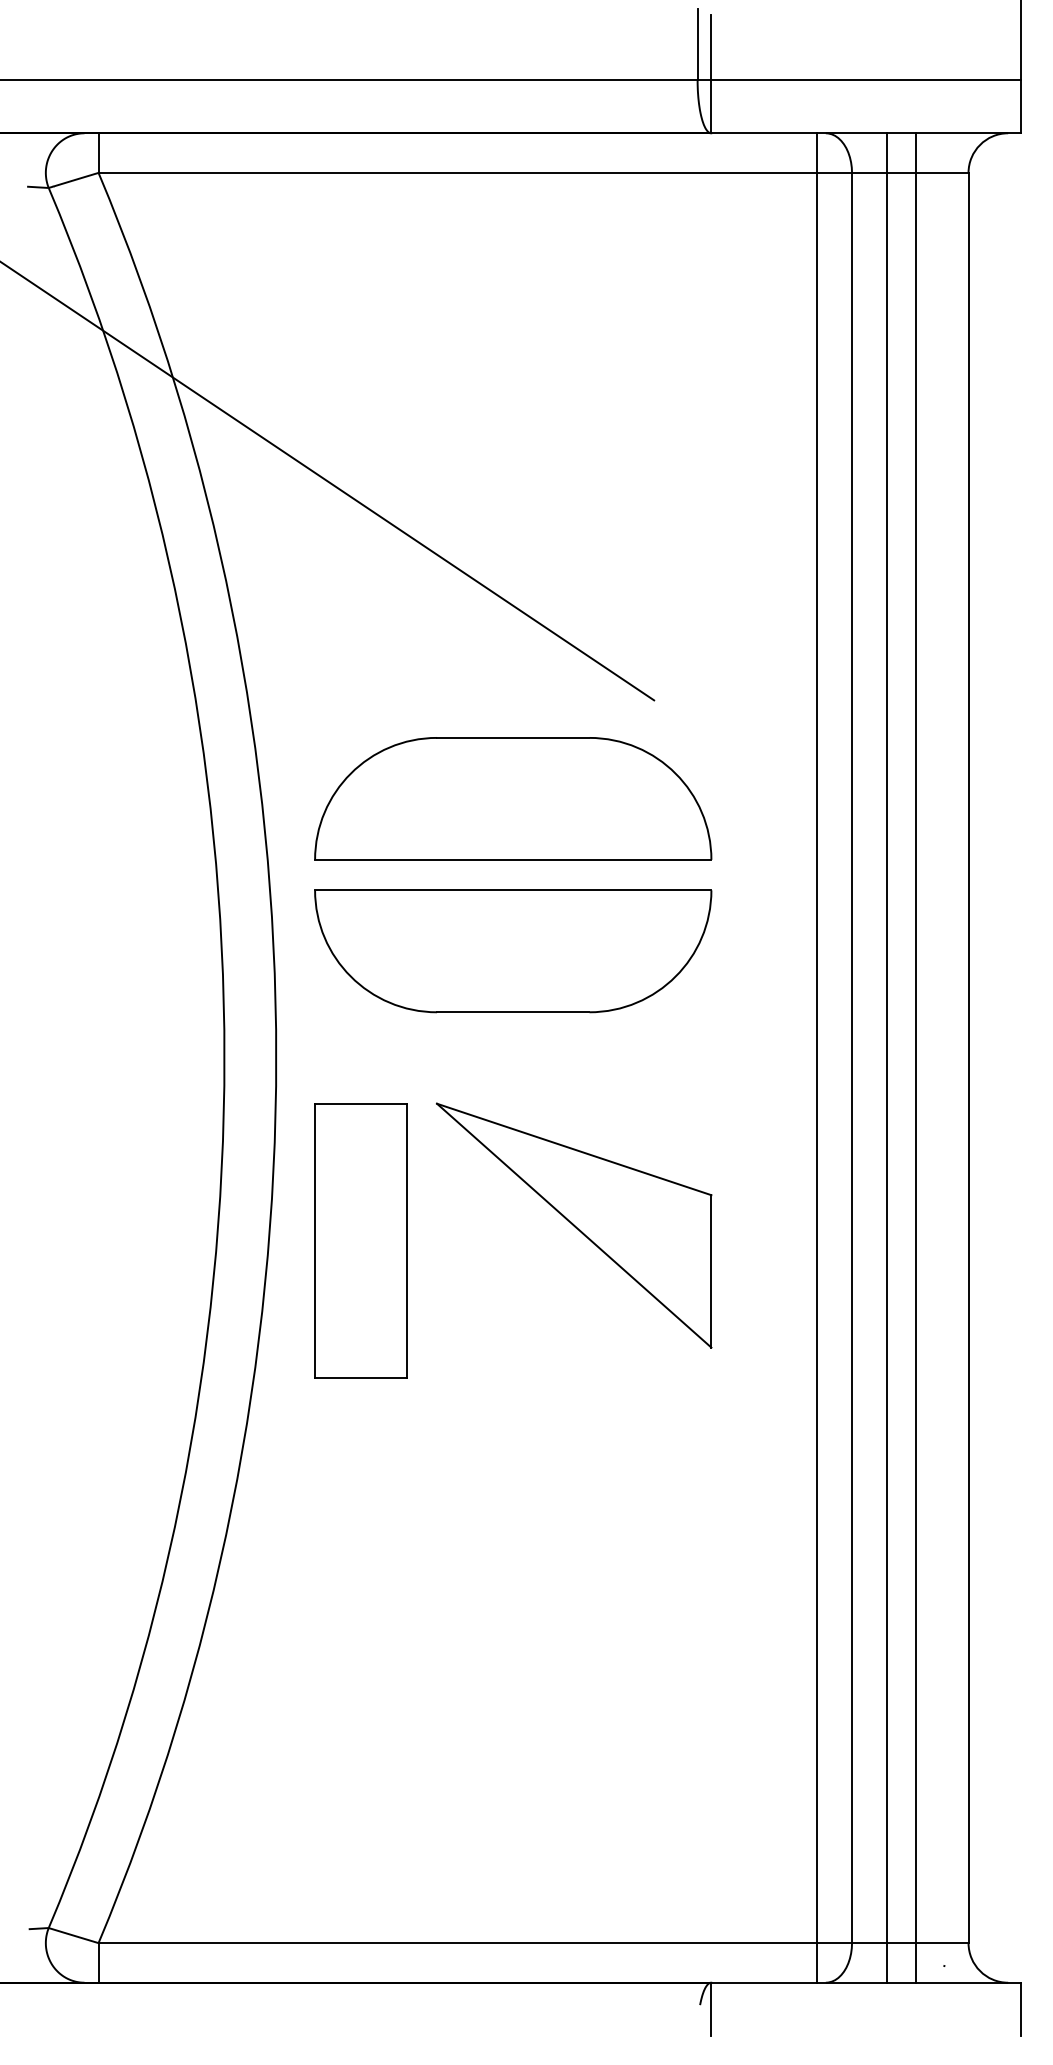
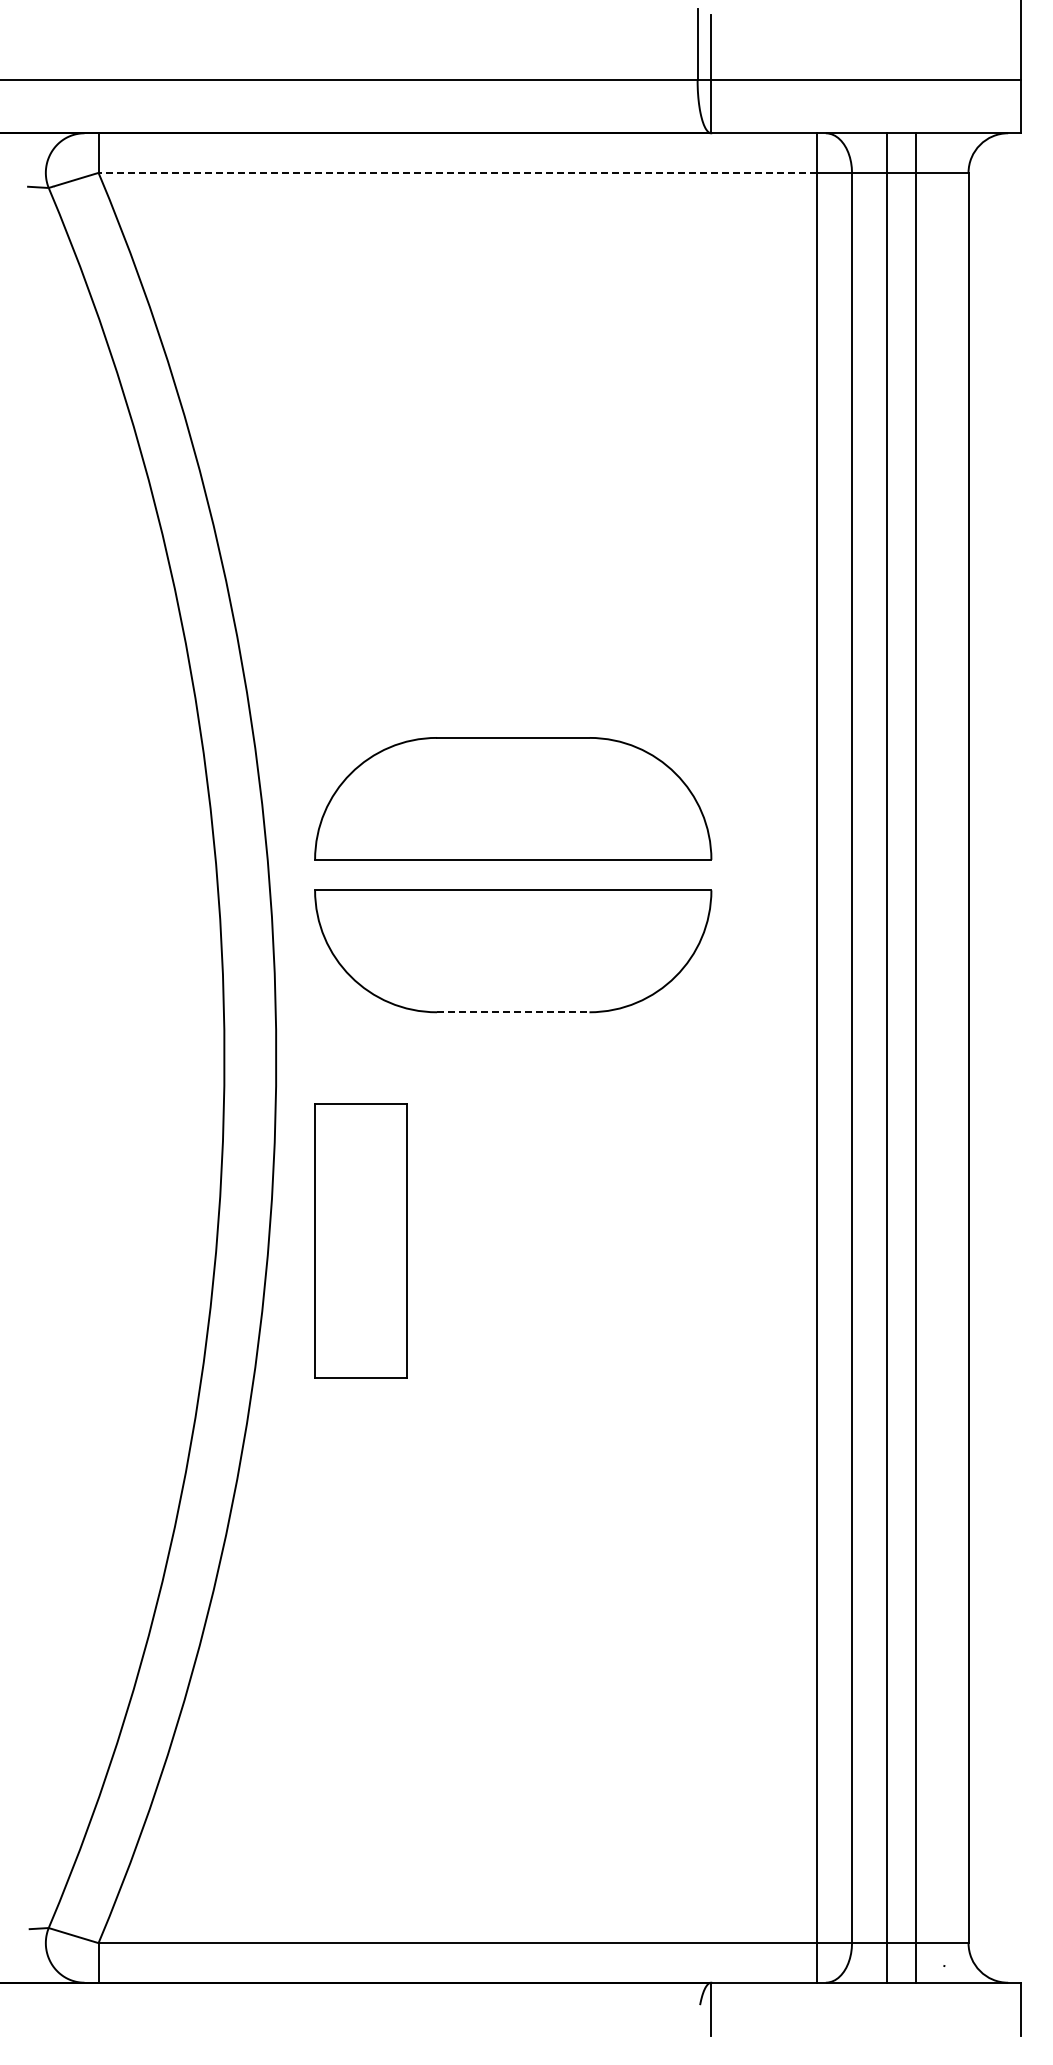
line: solid -> dashed (457, 172)
line: present -> none (328, 481)
line: solid -> dashed (513, 1012)
part: present -> none (574, 1225)
